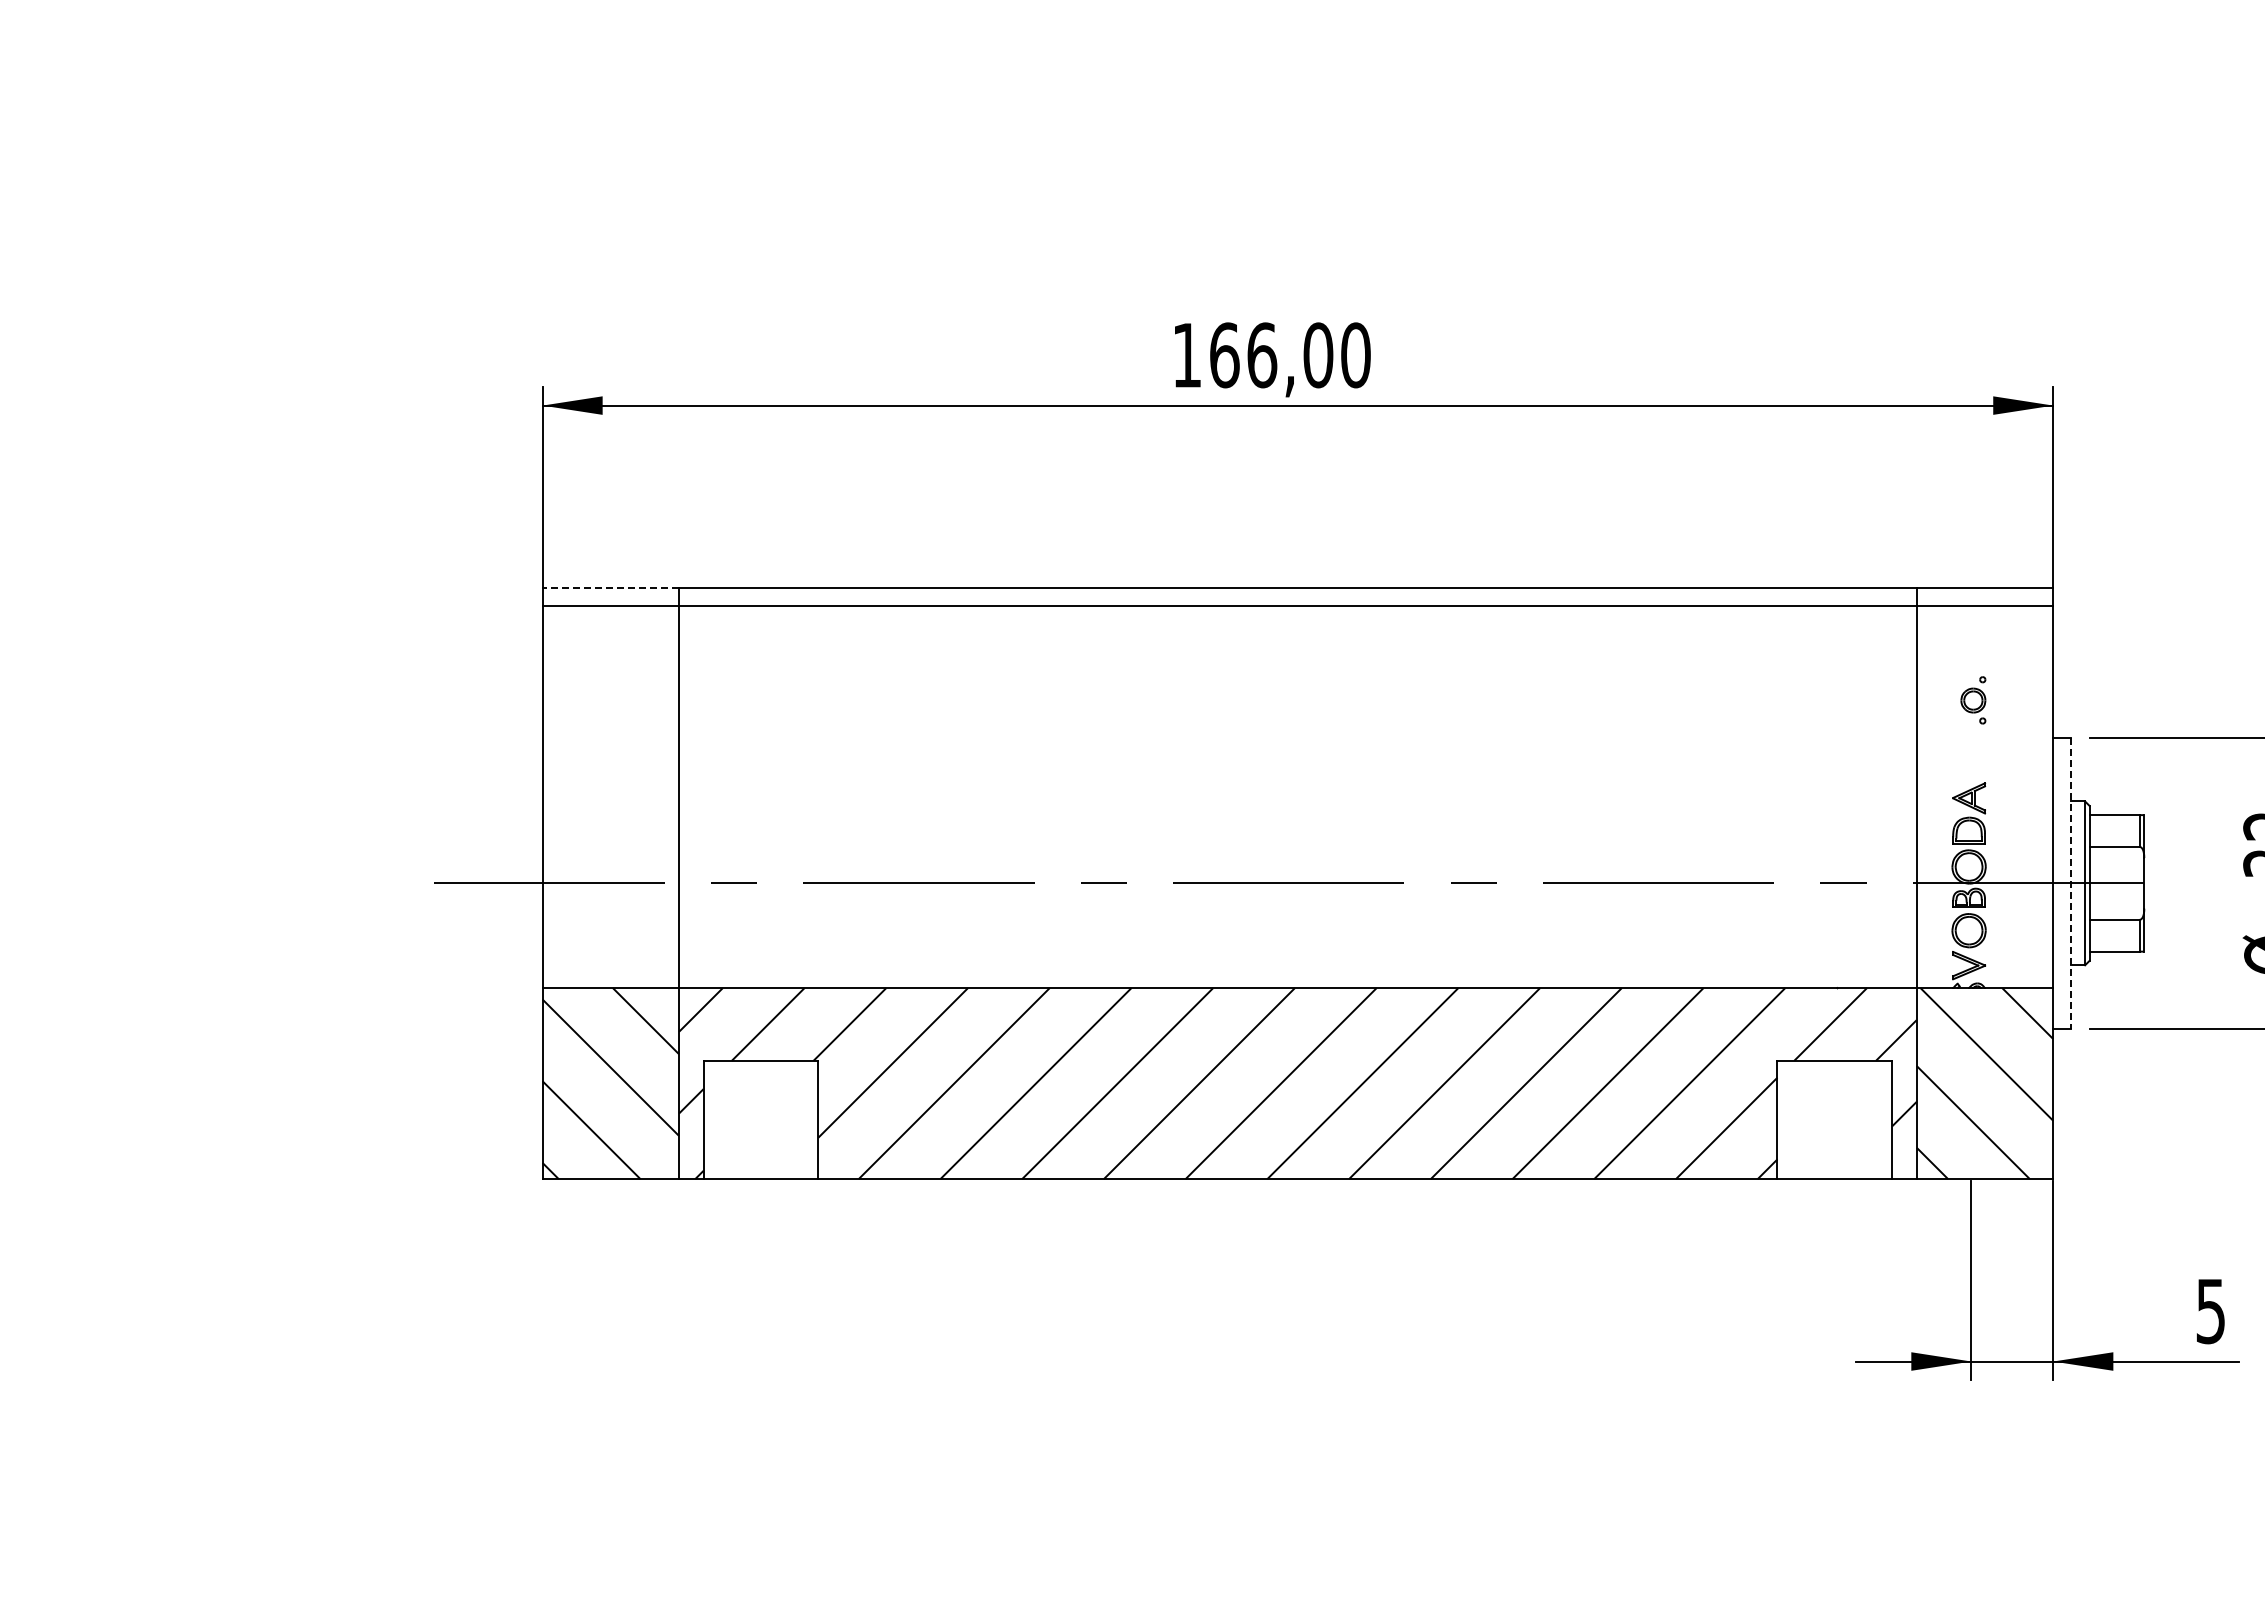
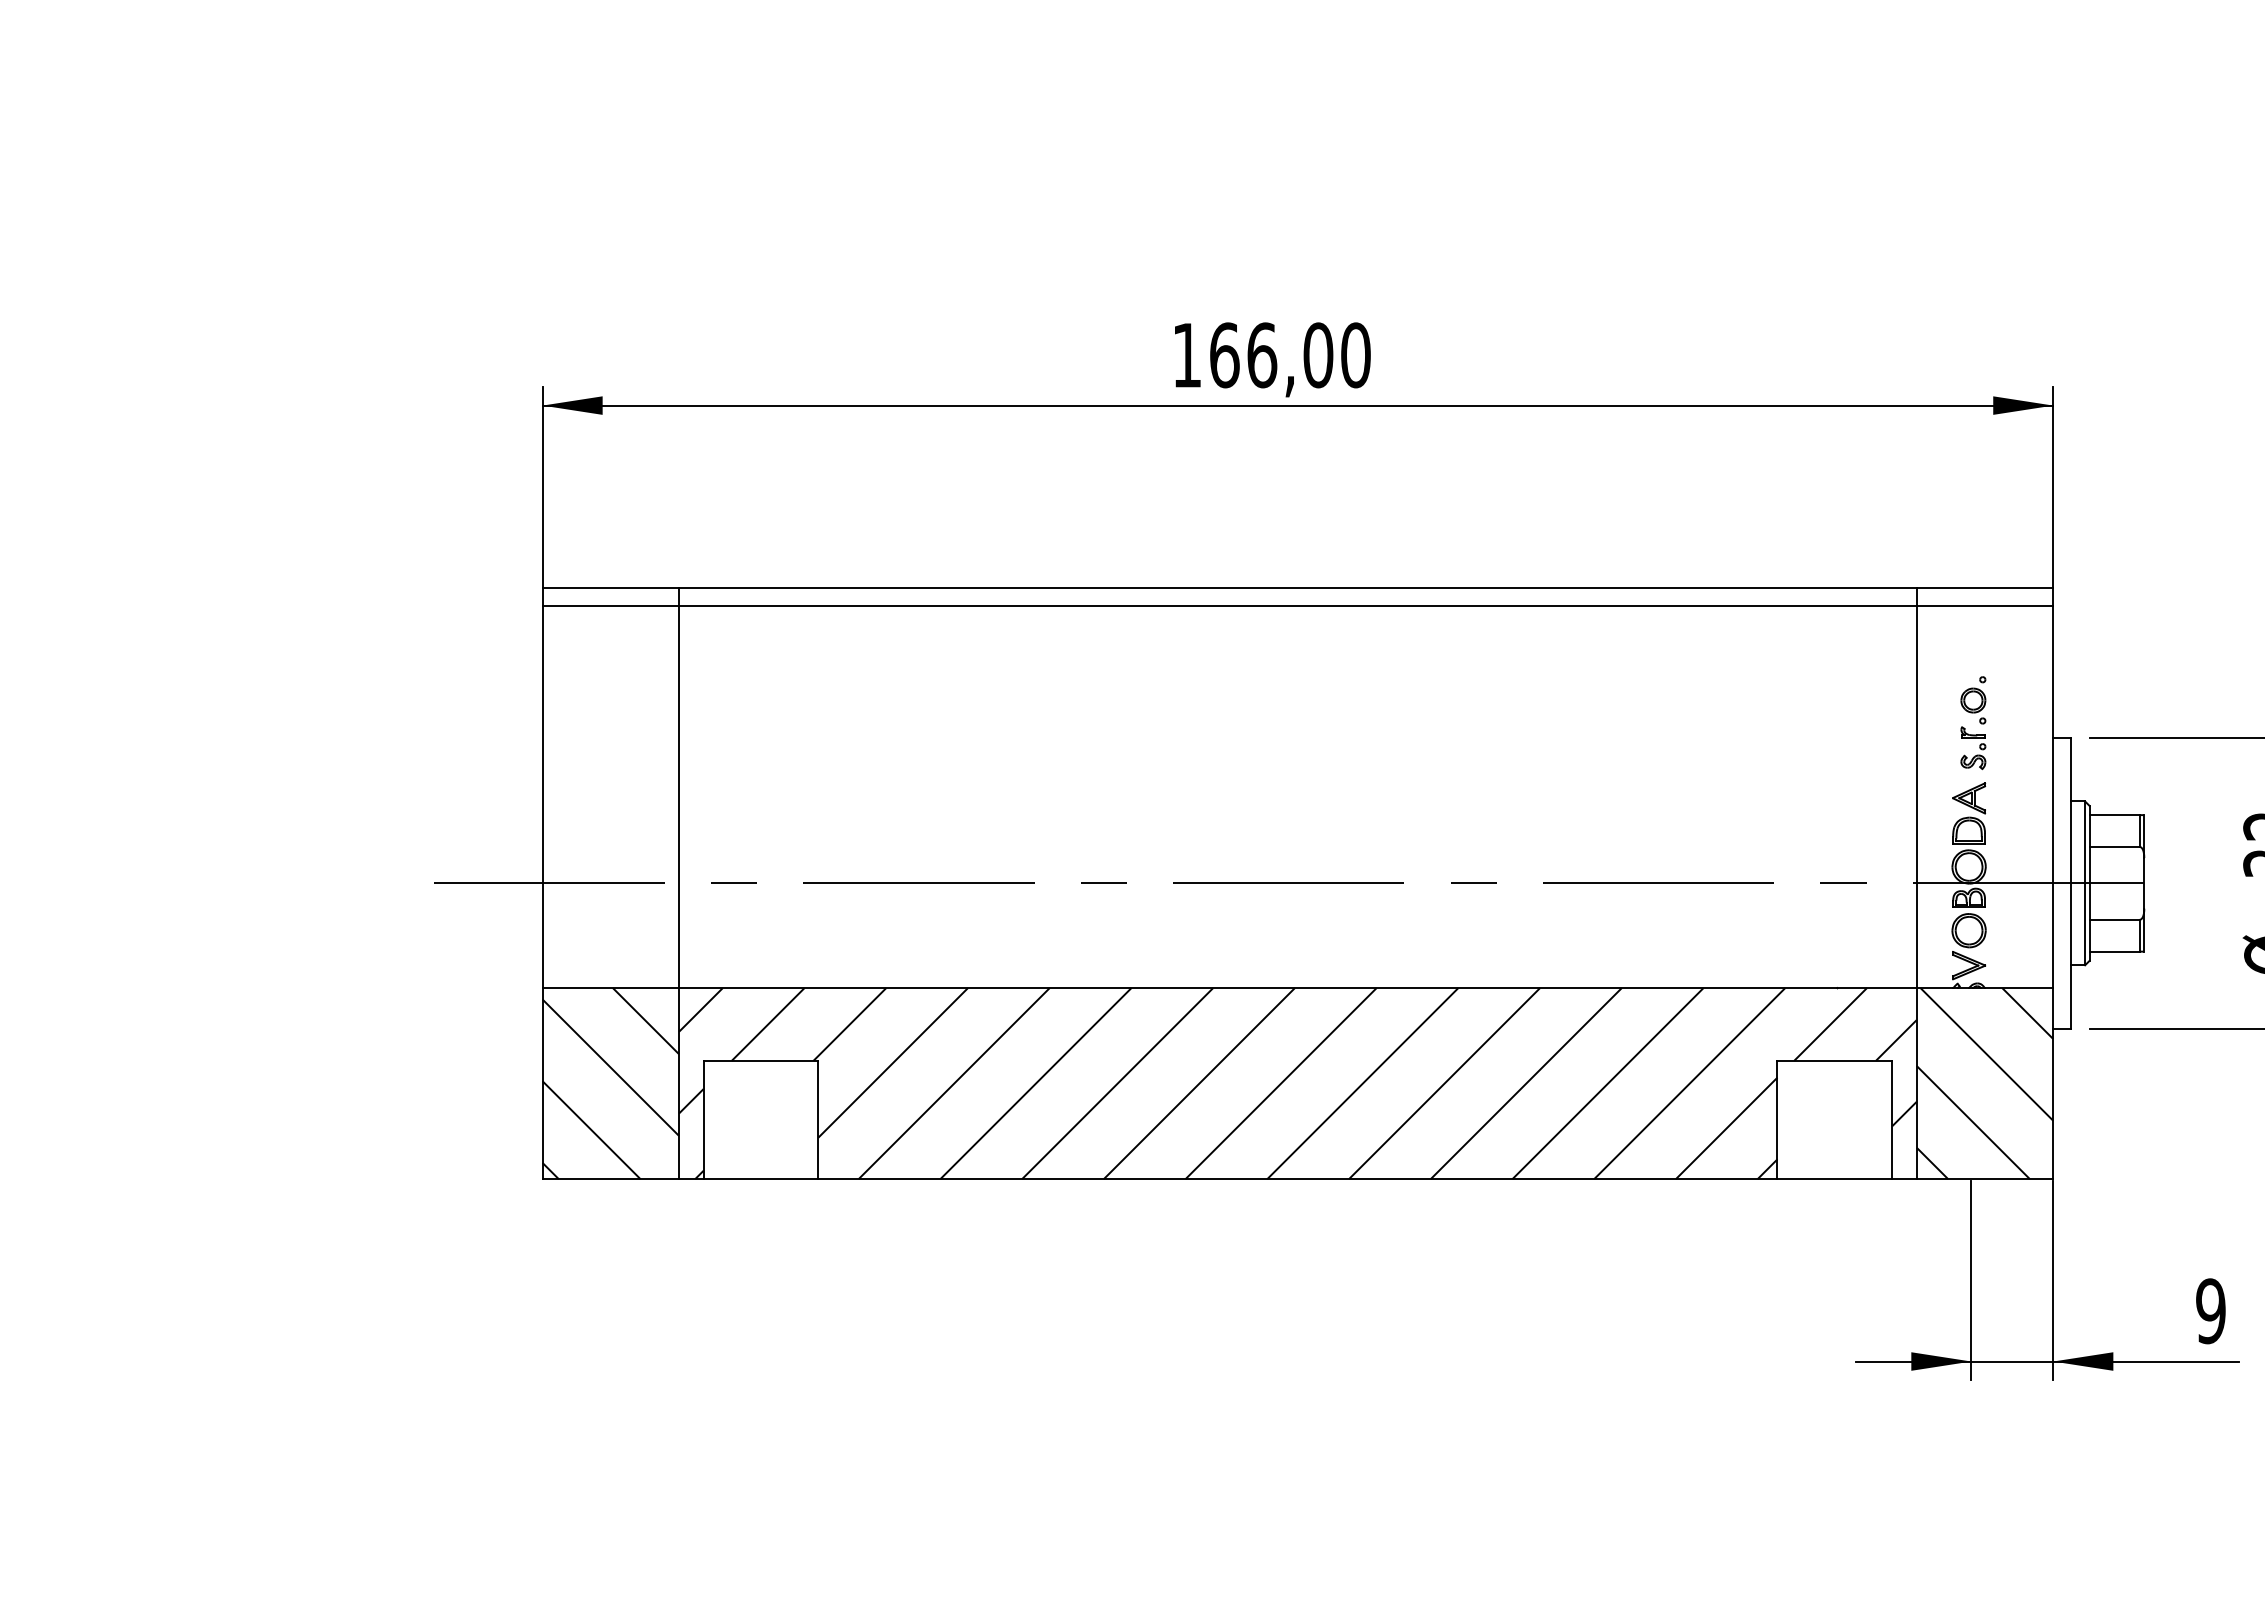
line: dashed -> solid (610, 587)
part: none -> present (1973, 747)
line: dashed -> solid (2071, 883)
text: 5 -> 9 (2210, 1311)
